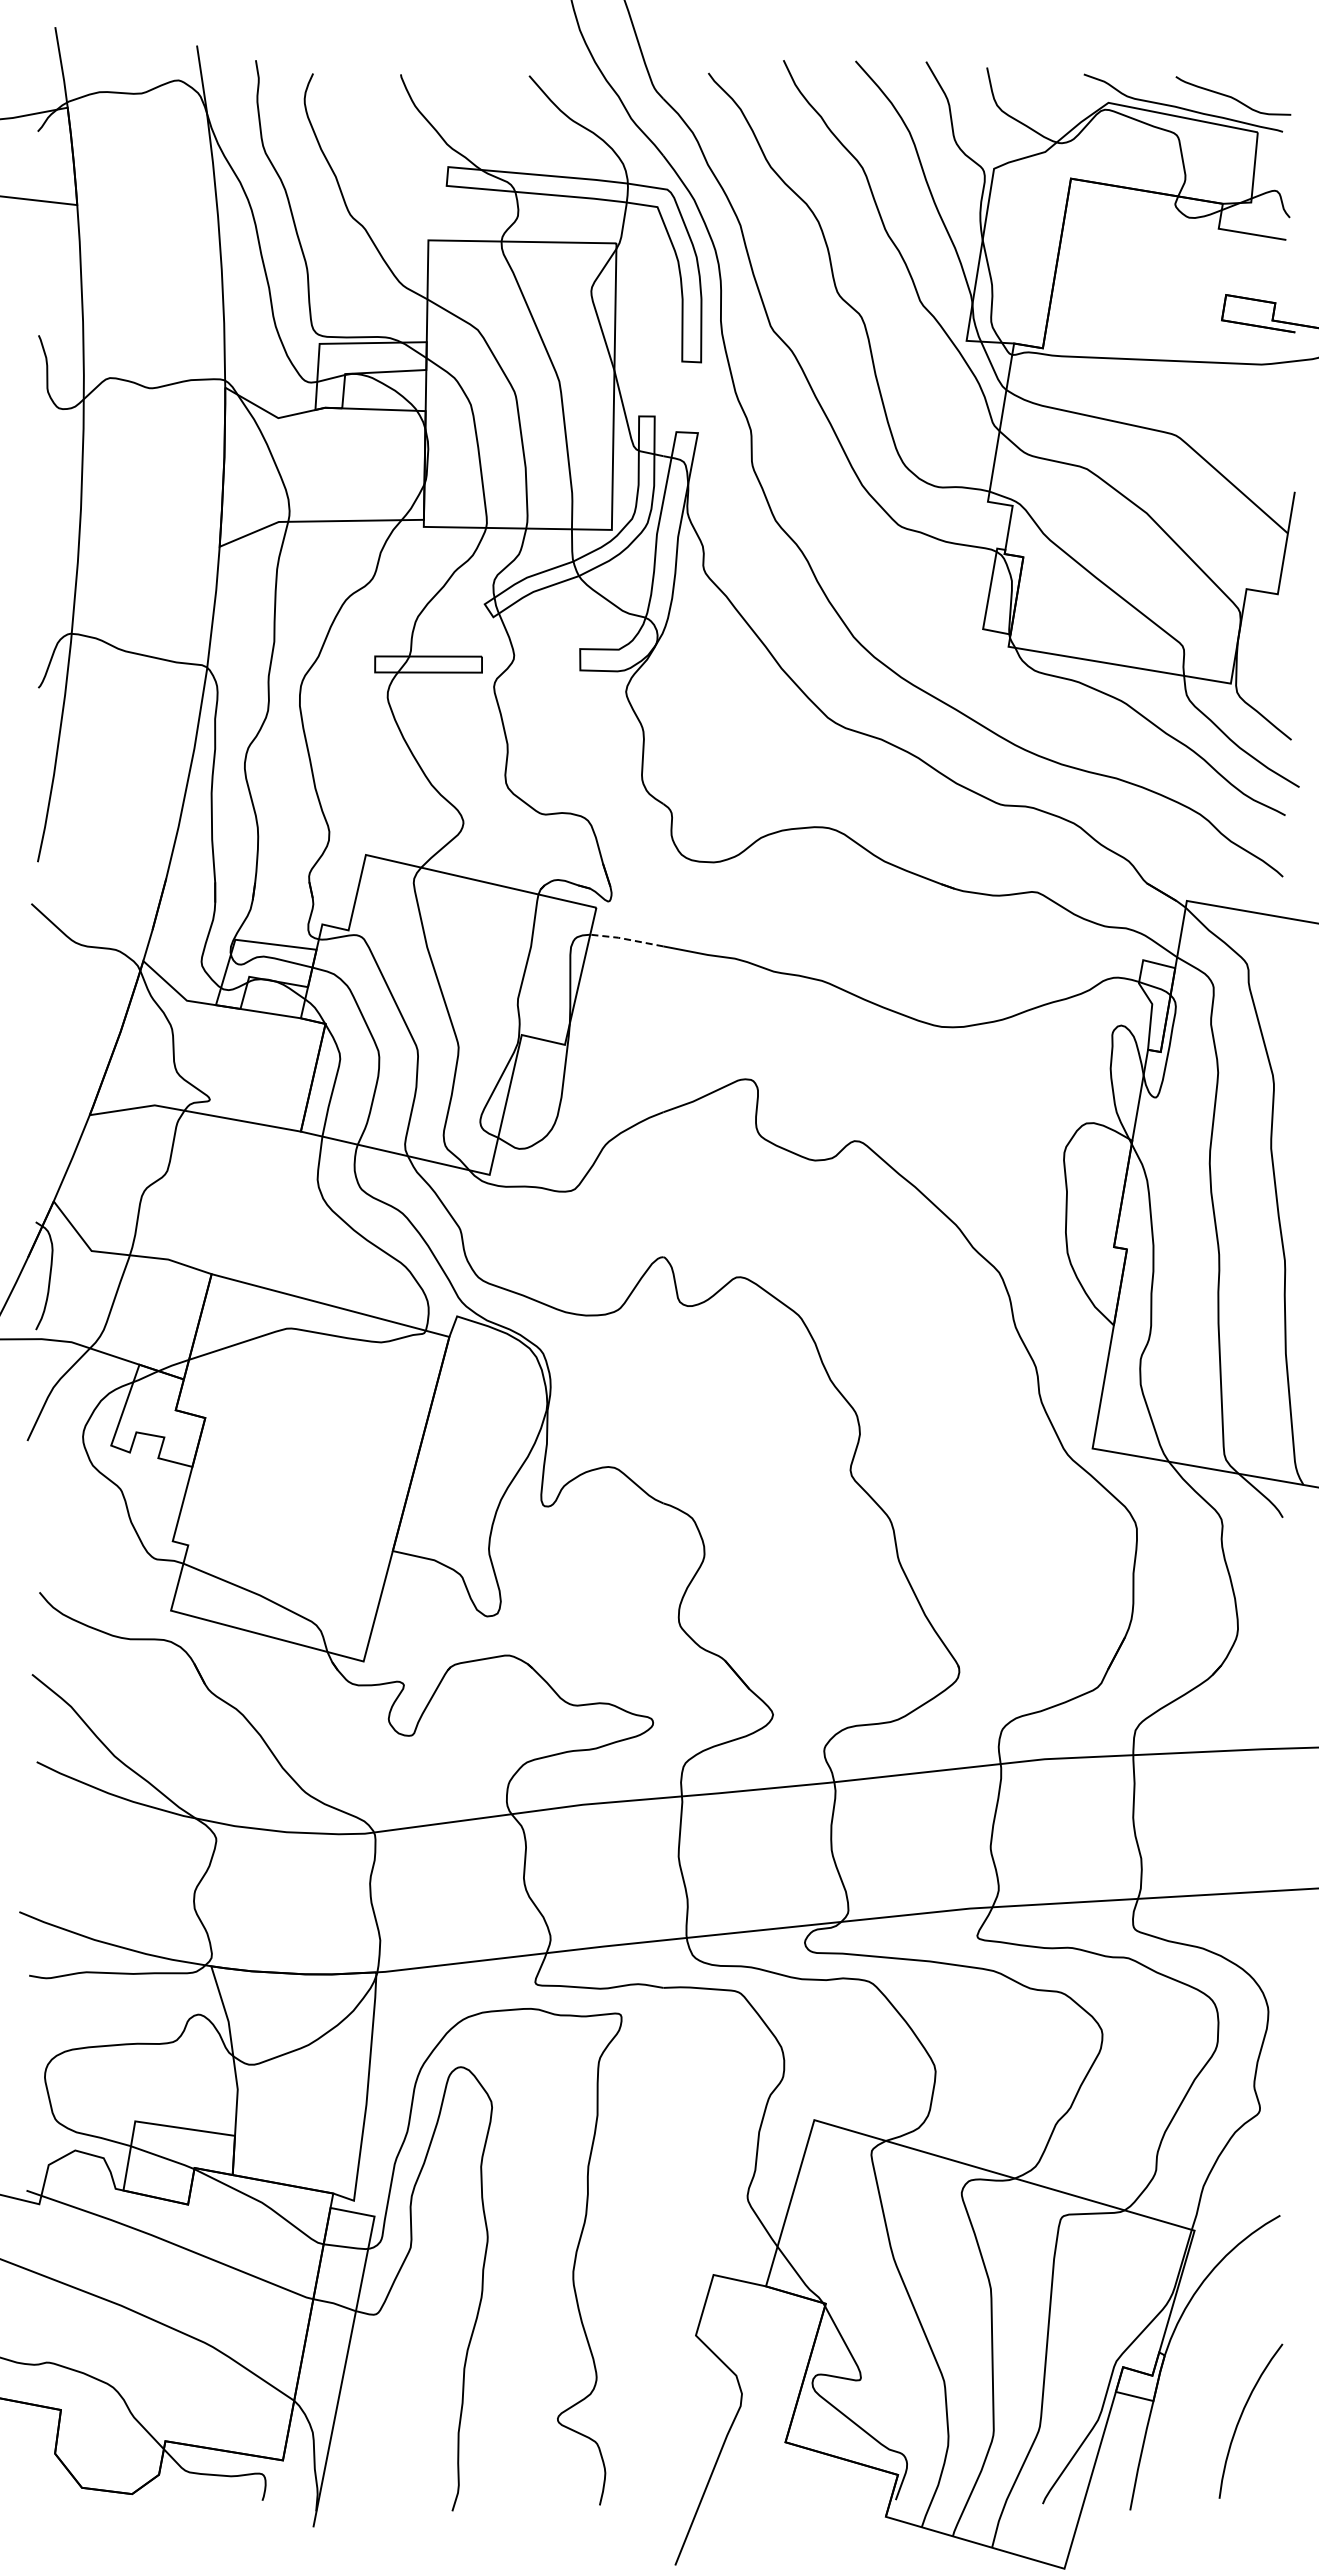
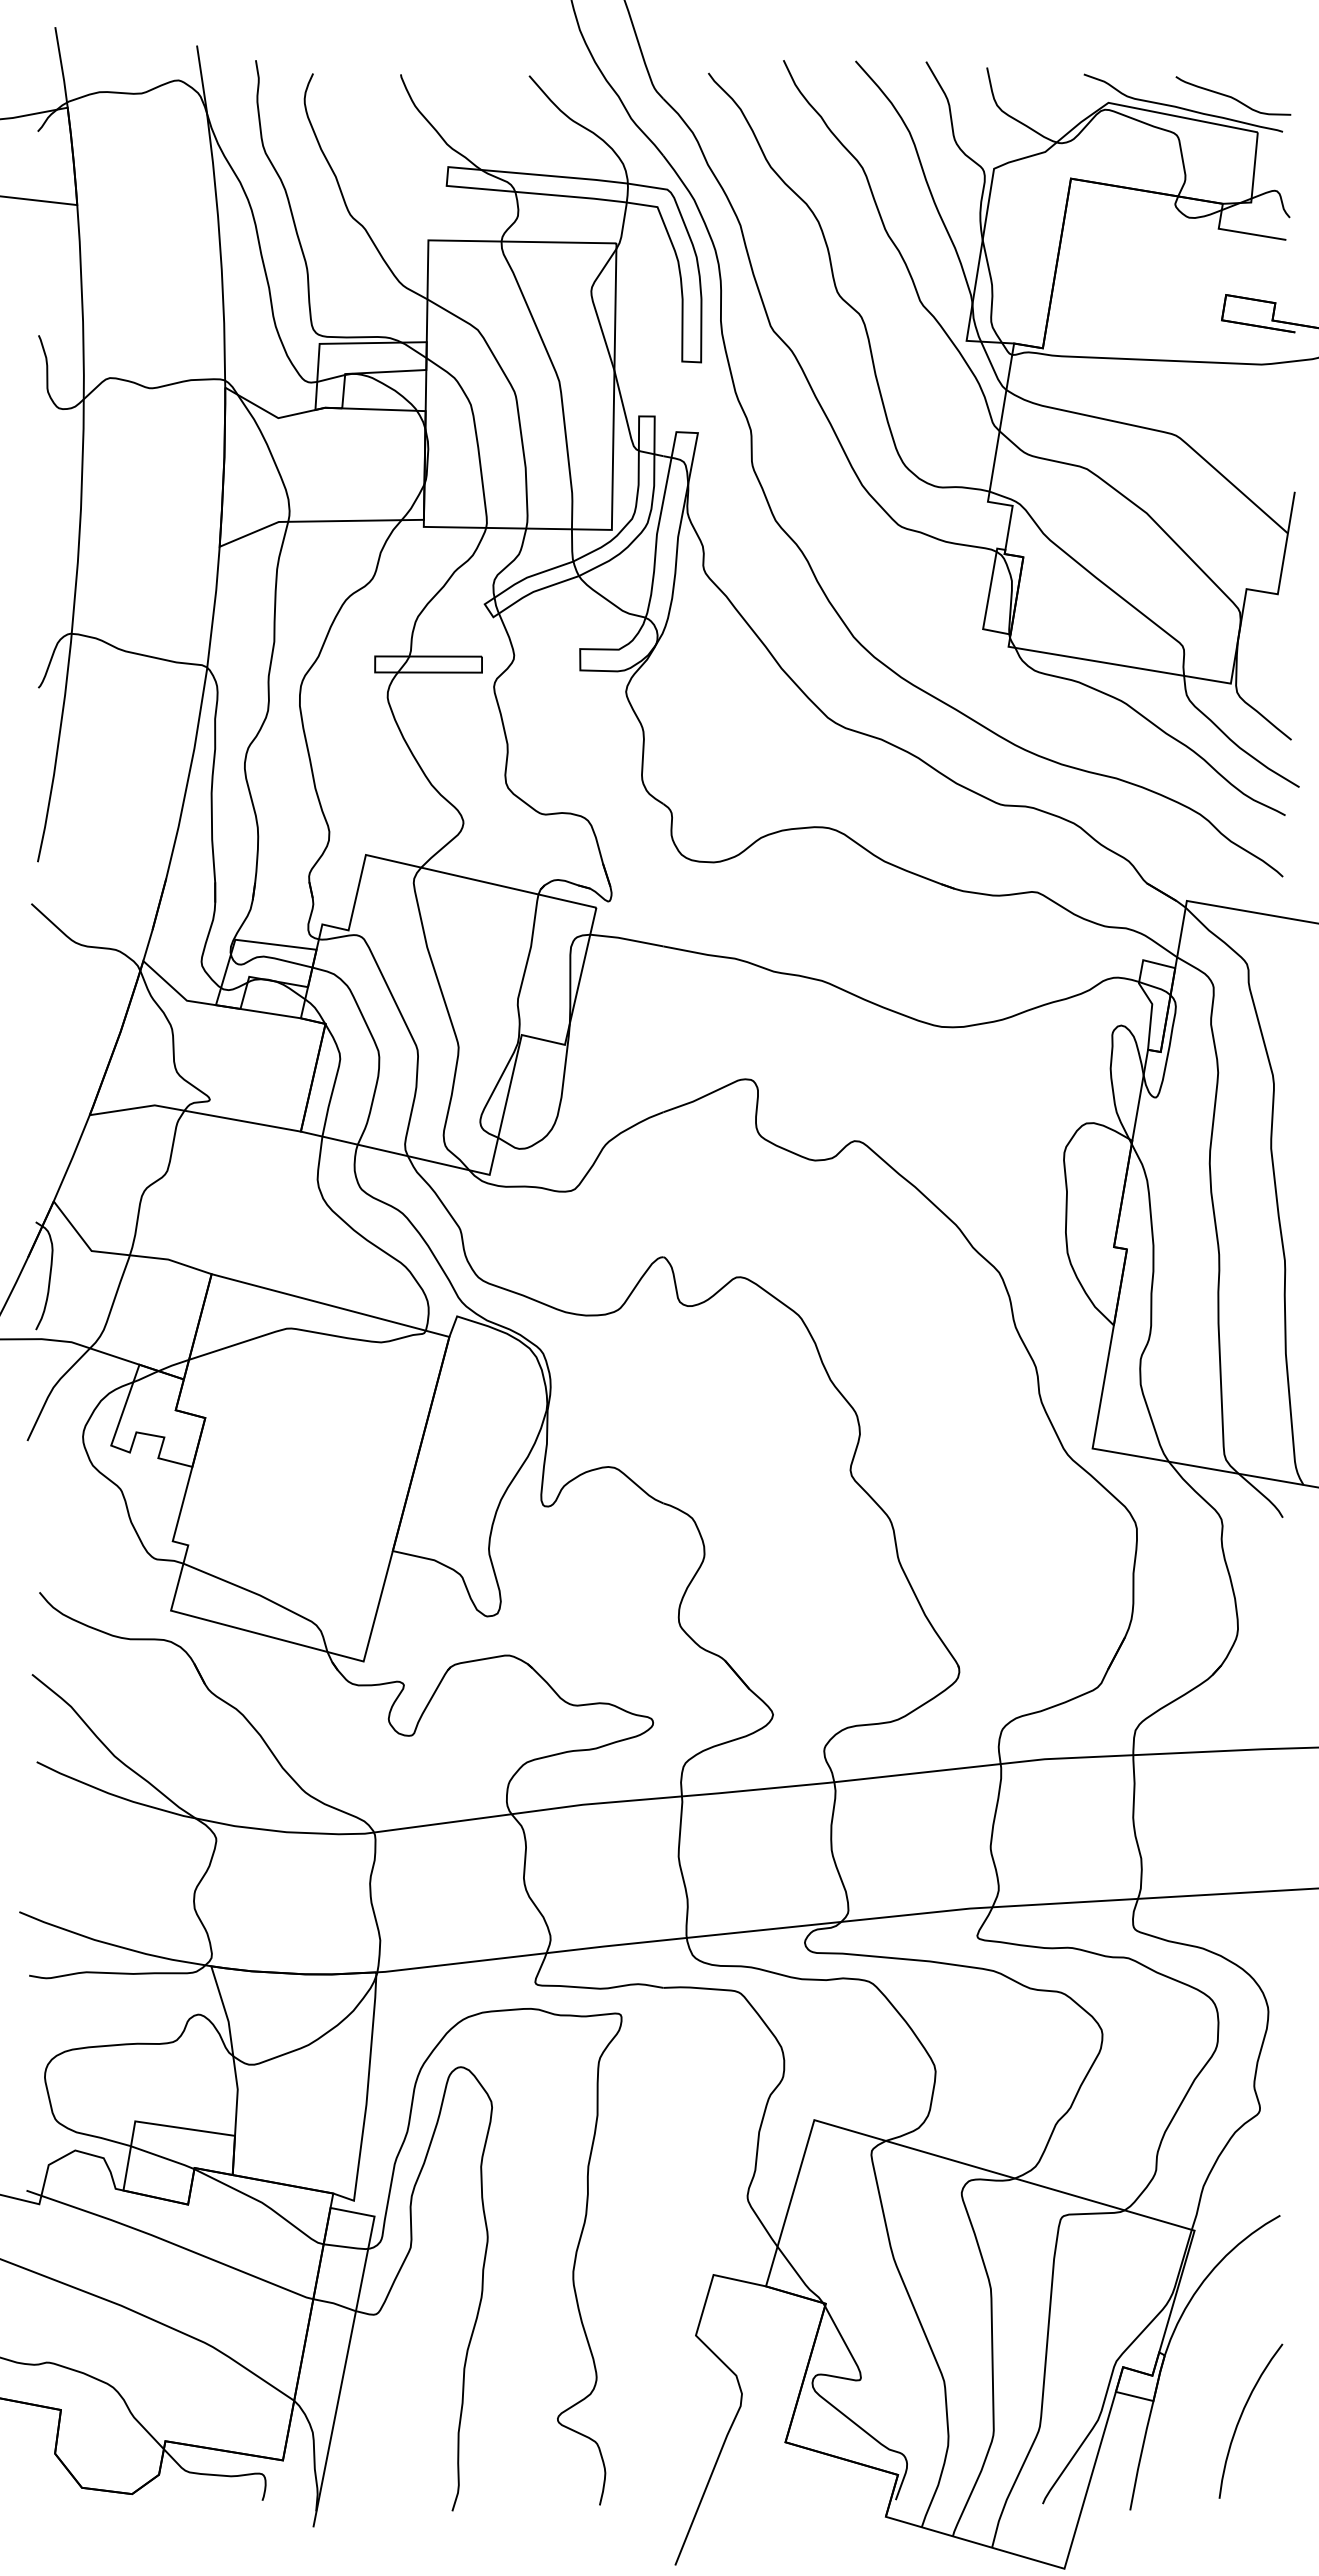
line: dashed -> solid (626, 939)
